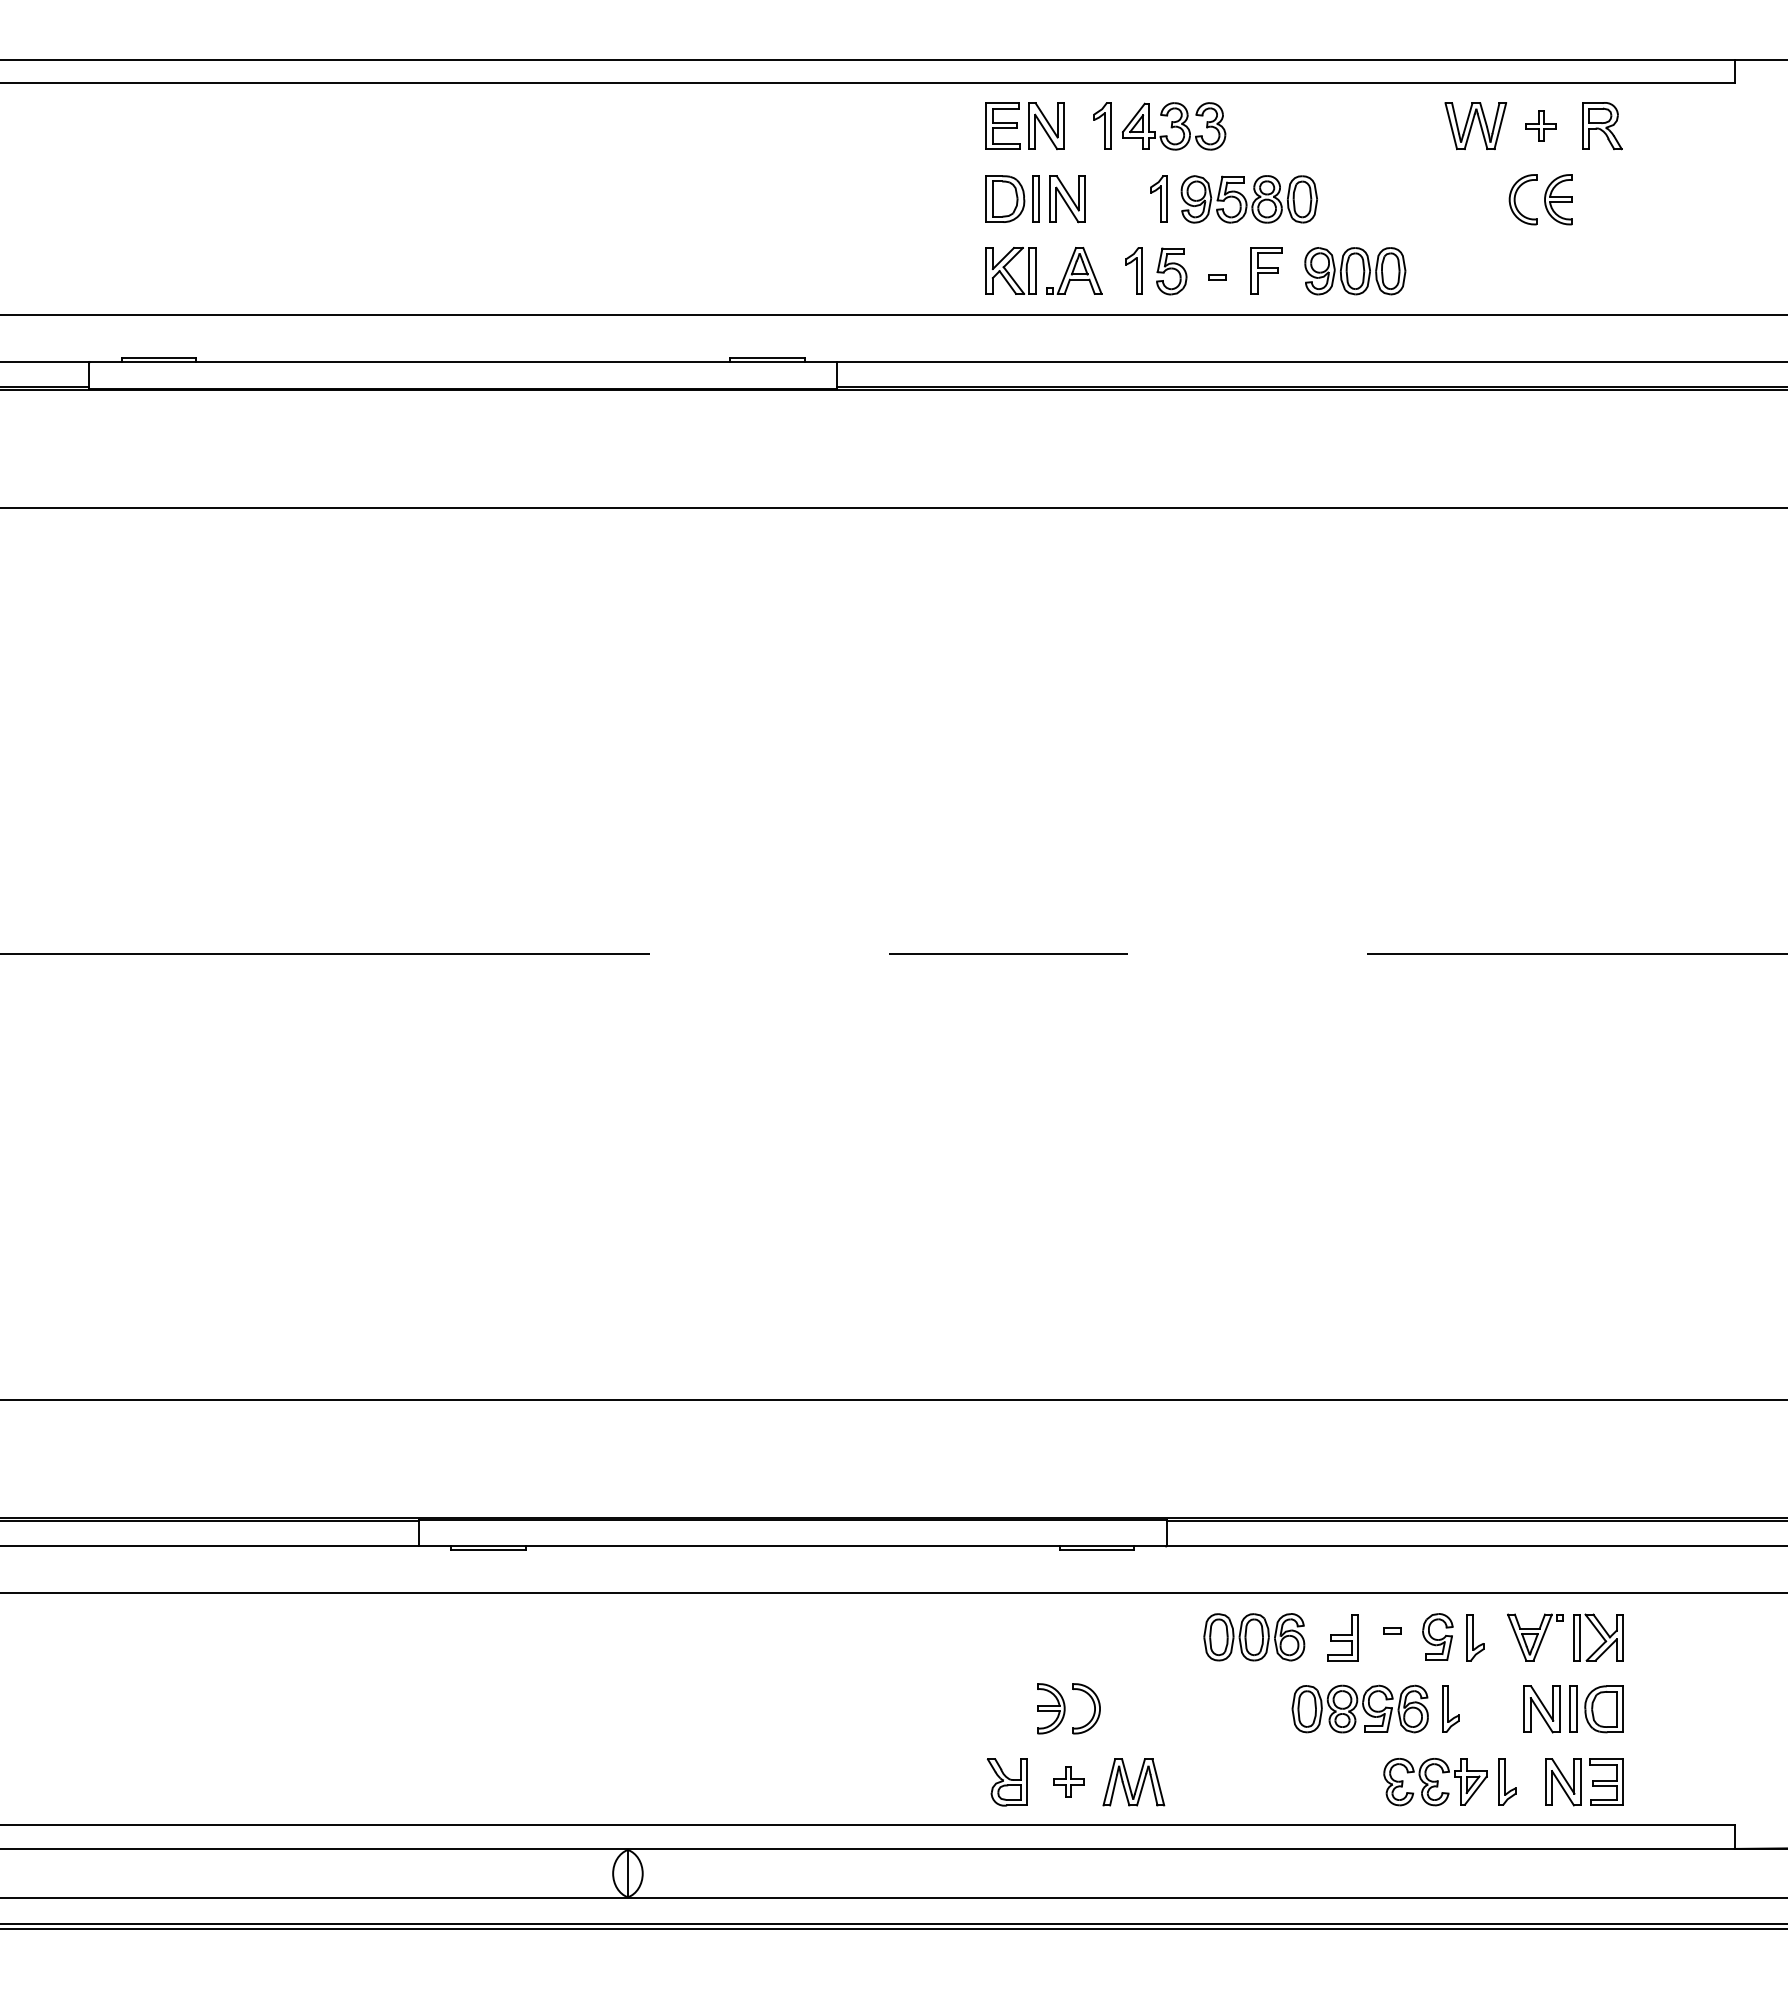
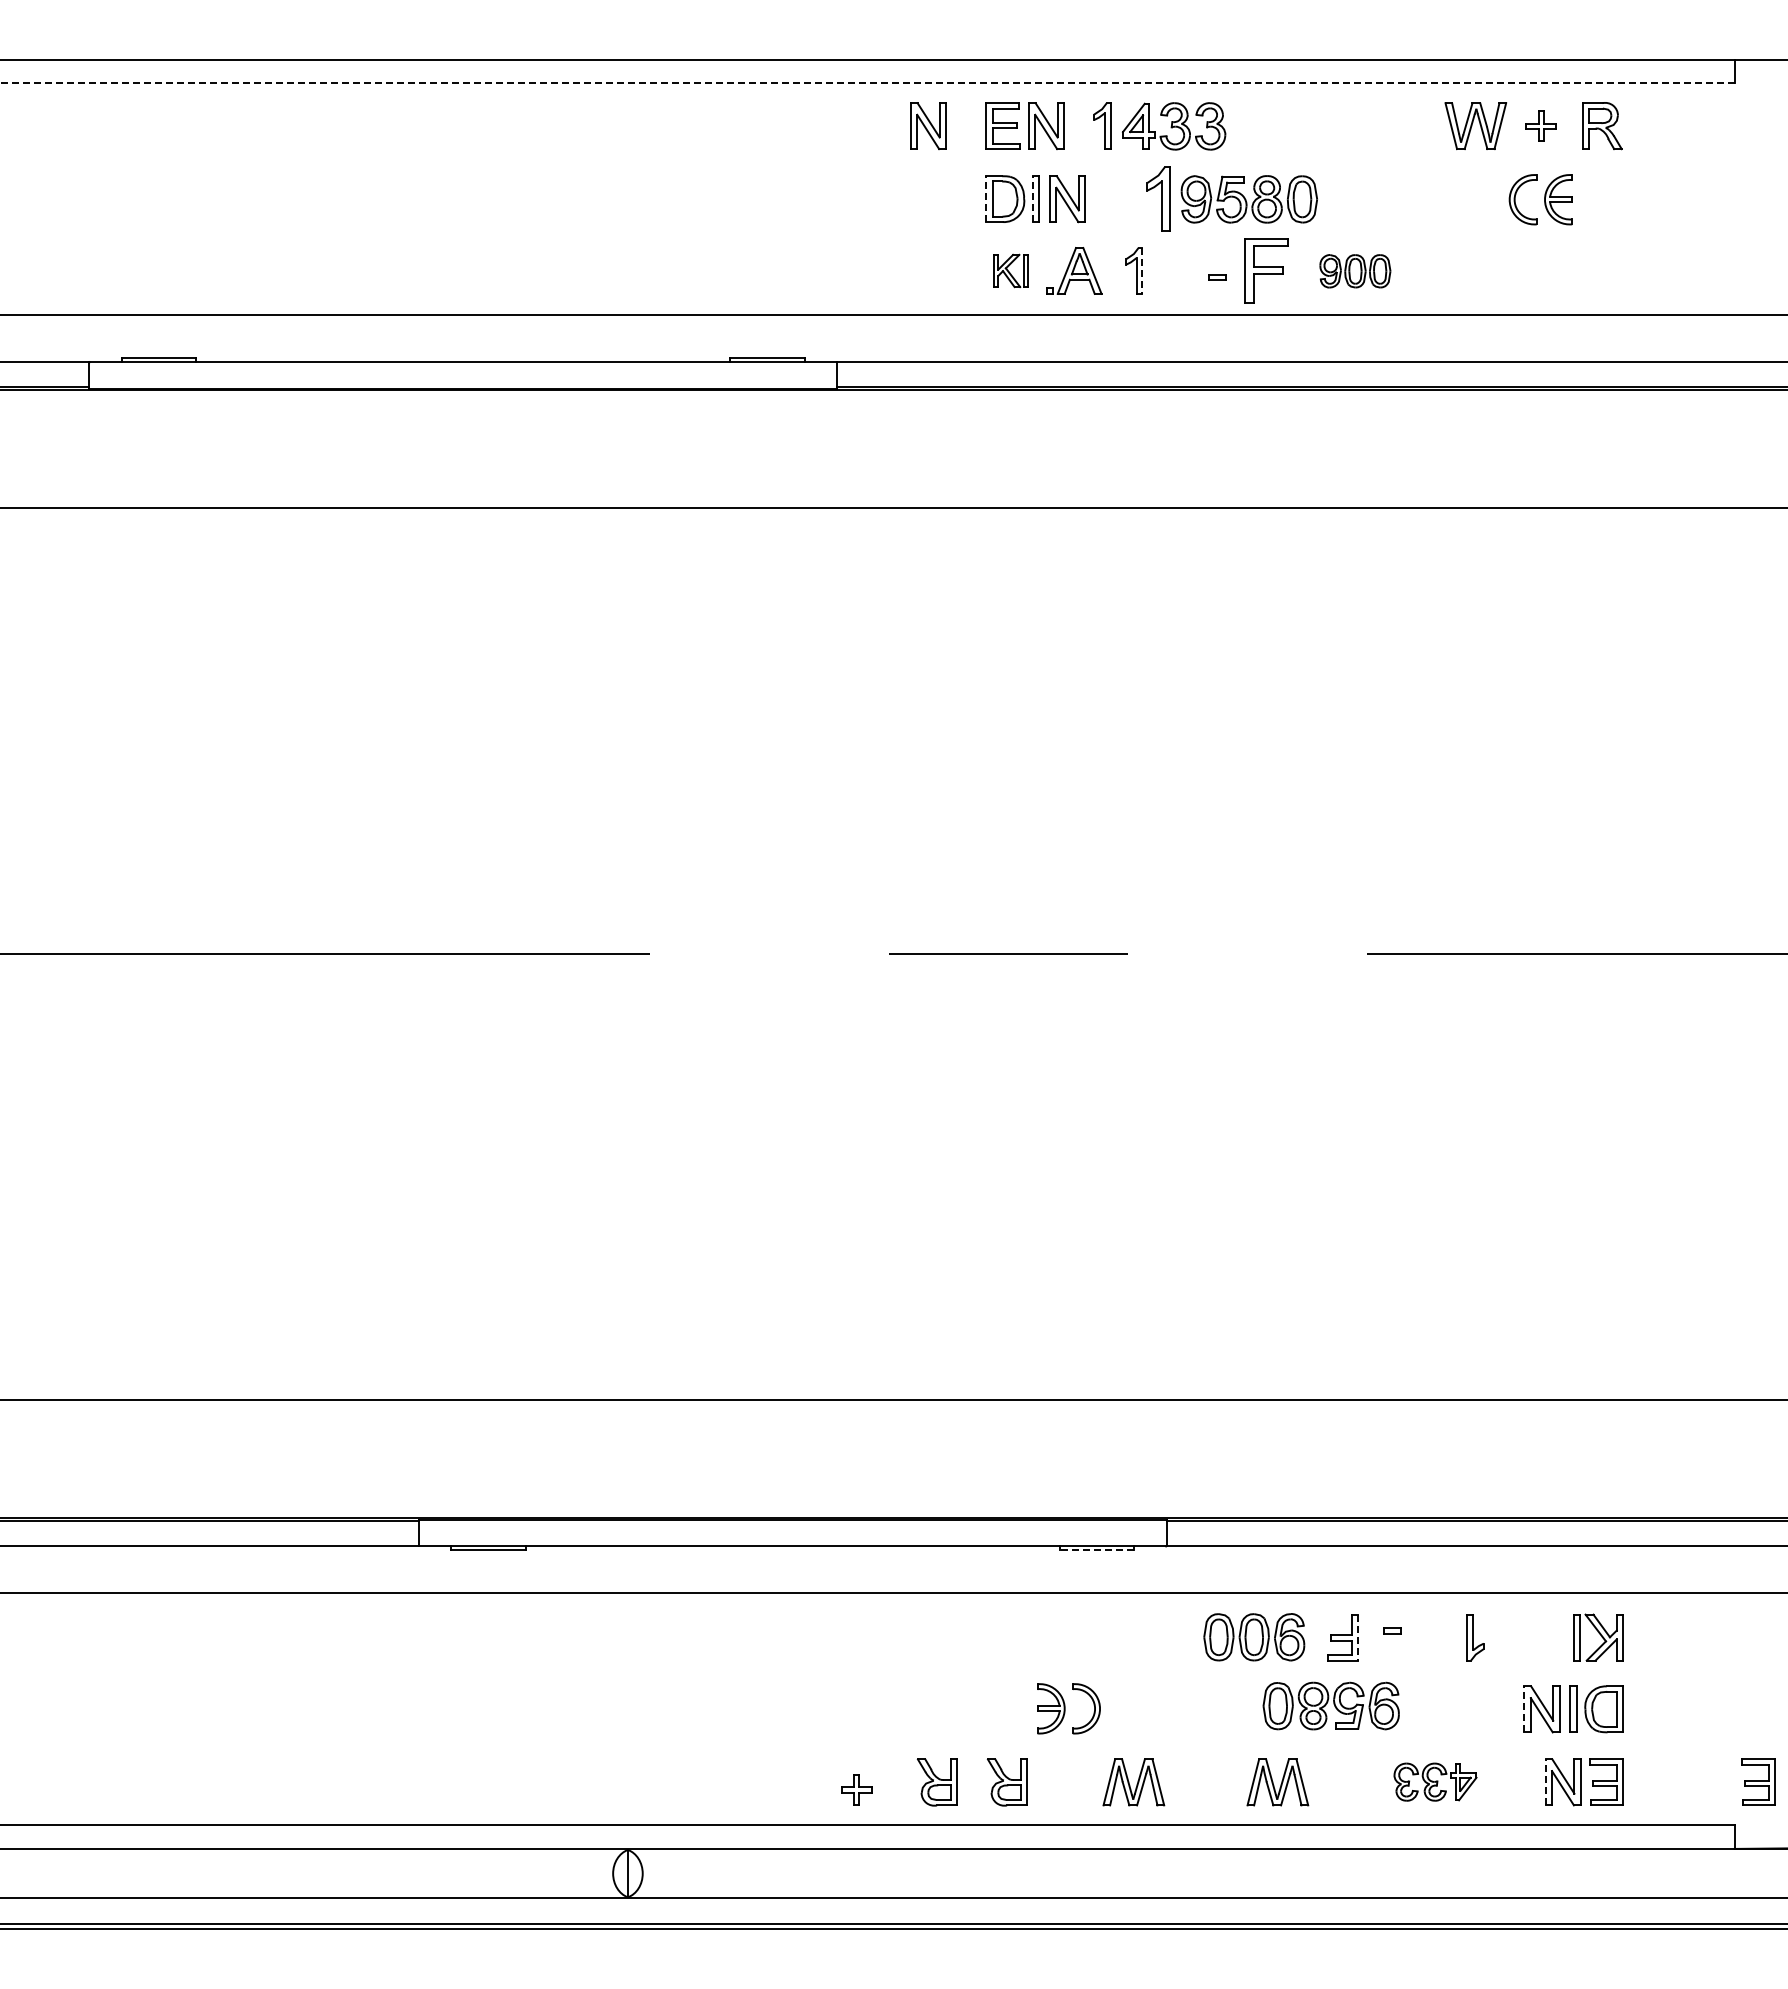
line: solid -> dashed (866, 83)
part: none -> present (928, 125)
part size: 18x48 px -> 25x66 px (1158, 198)
line: solid -> dashed (986, 199)
line: solid -> dashed (1032, 199)
part size: 52x48 px -> 36x36 px (1010, 270)
line: solid -> dashed (1142, 270)
part size: 33x48 px -> 45x66 px (1266, 270)
part: present -> none (1171, 271)
part size: 103x49 px -> 73x35 px (1355, 271)
line: solid -> dashed (1096, 1550)
part: present -> none (1437, 1636)
line: solid -> dashed (1358, 1637)
part: present -> none (1535, 1637)
part position: (1359, 1708) -> (1330, 1705) (1330, 1705)
part: present -> none (1450, 1708)
line: solid -> dashed (1524, 1709)
part position: (1068, 1781) -> (856, 1789) (856, 1789)
part: present -> none (1507, 1781)
part: none -> present (1758, 1781)
part: none -> present (936, 1782)
part: none -> present (1277, 1782)
part size: 105x49 px -> 85x40 px (1435, 1781)
line: solid -> dashed (1545, 1782)
